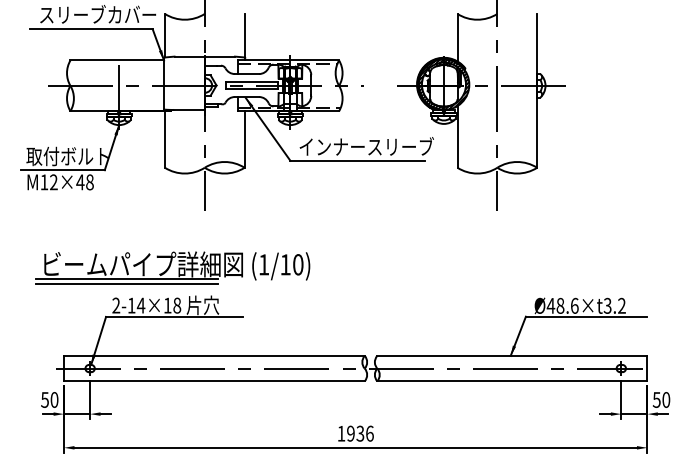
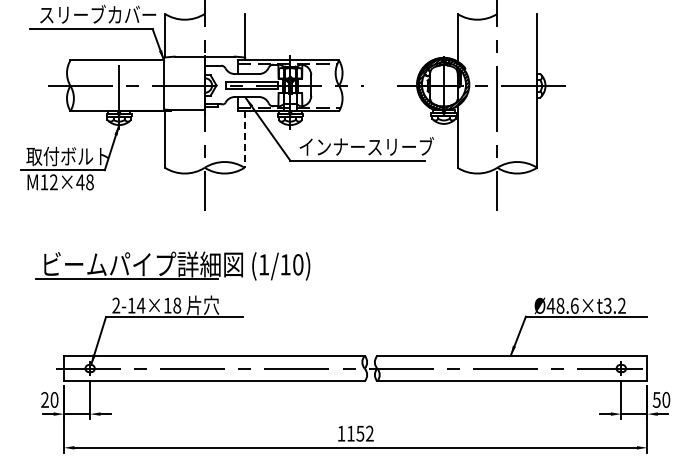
line: solid -> dashed (244, 139)
line: present -> none (127, 283)
text: 50 -> 20 (44, 399)
text: 1936 -> 1152 (360, 433)
